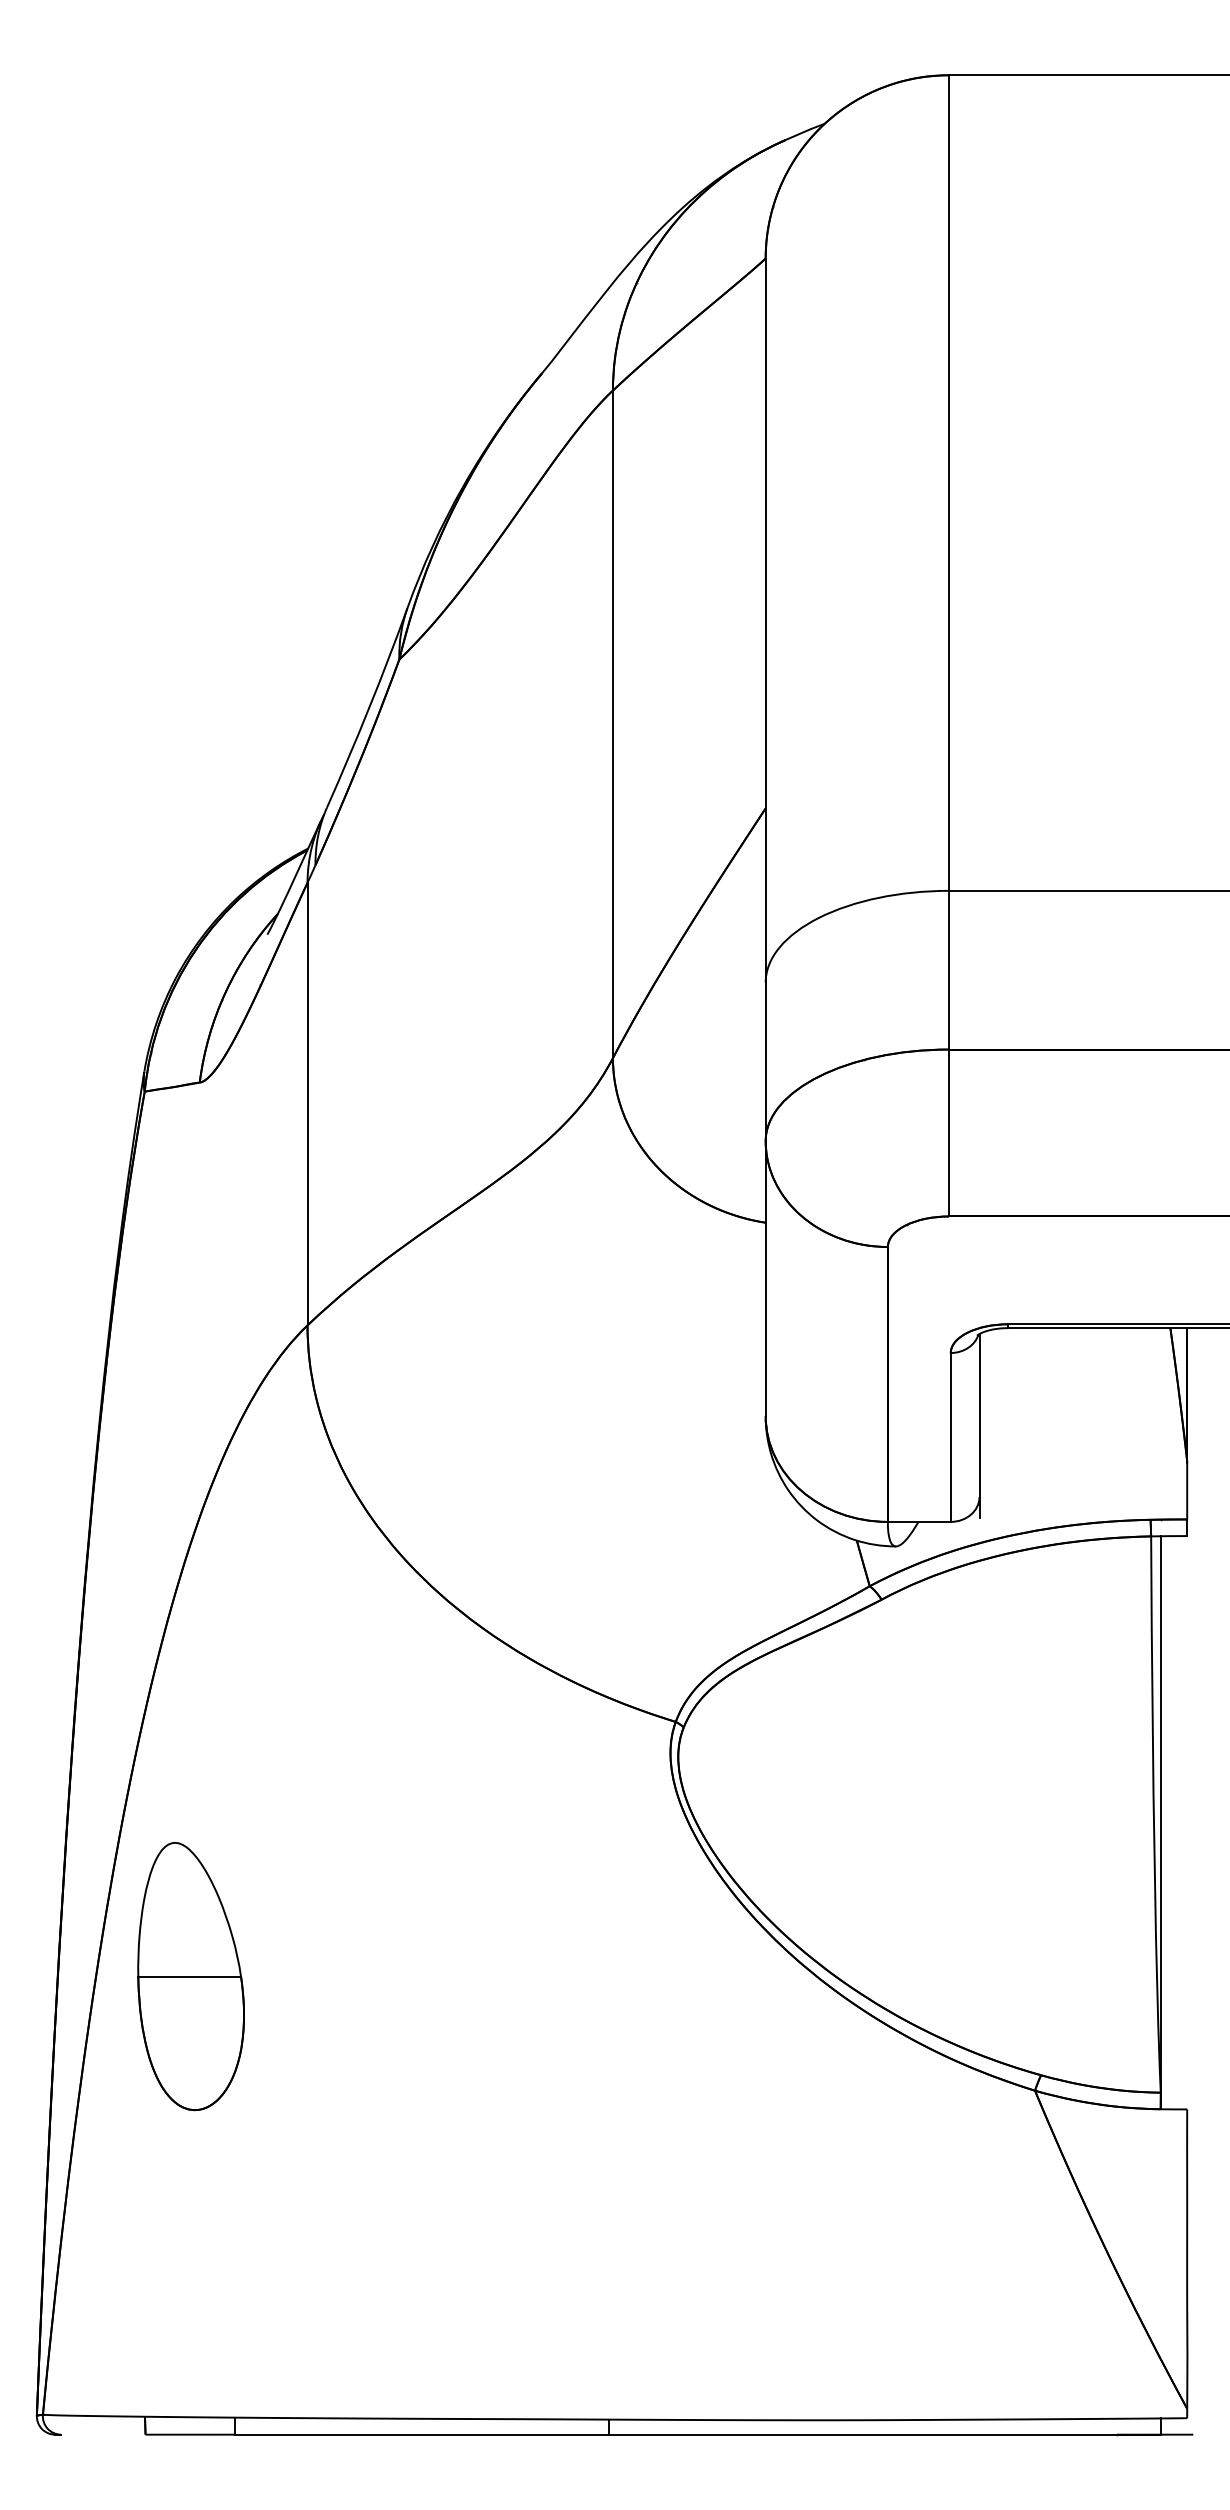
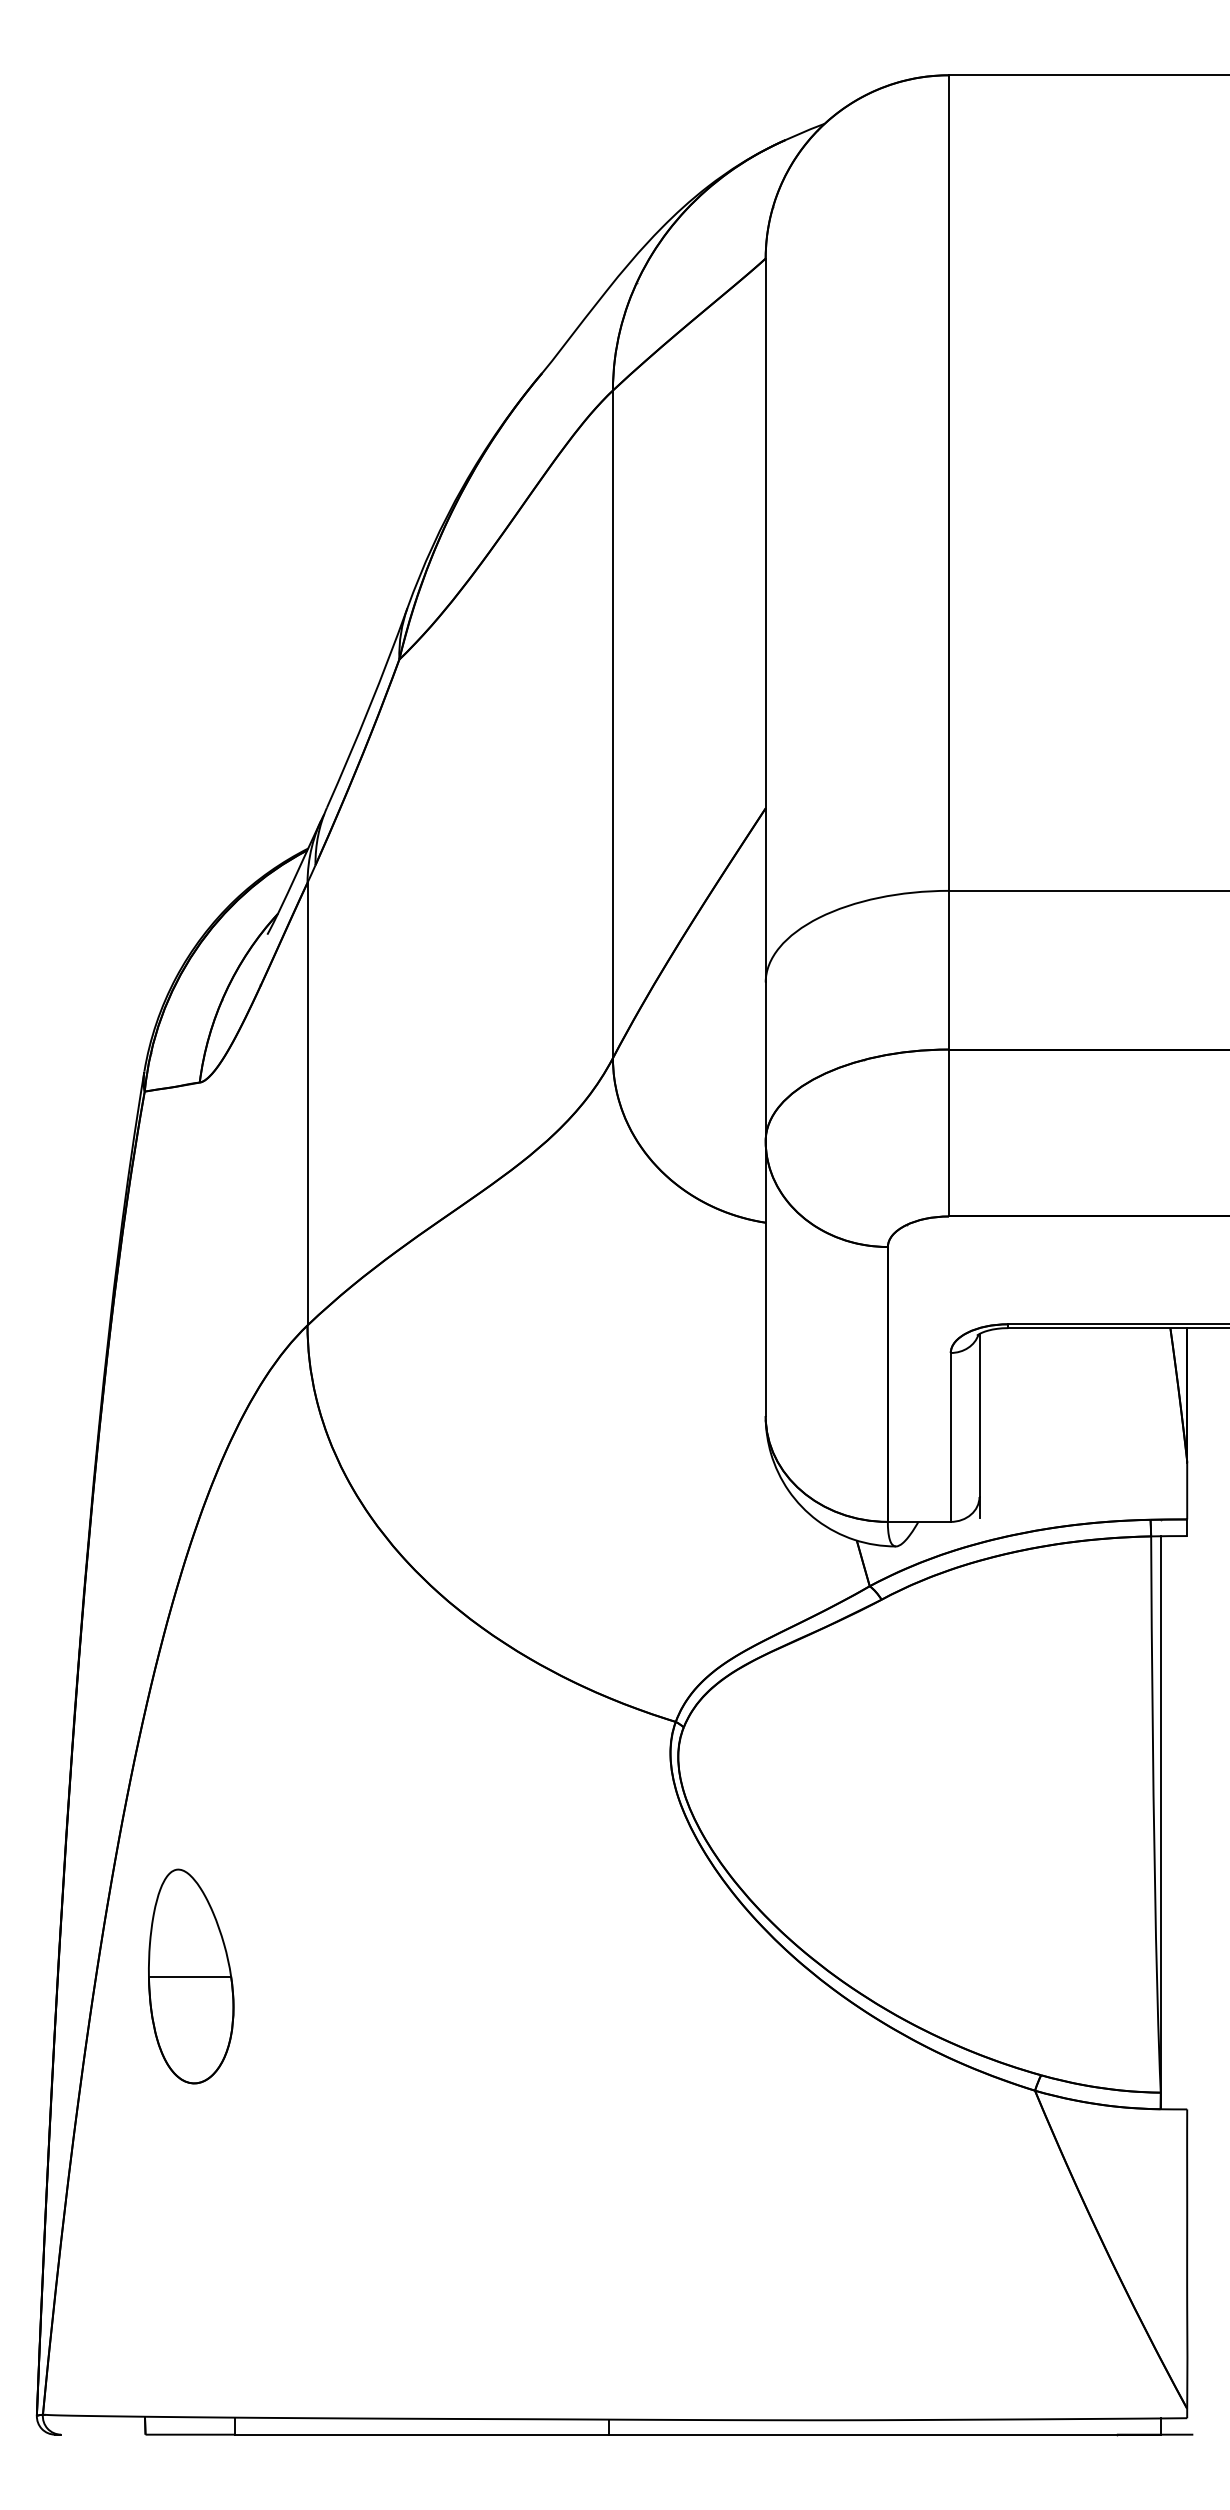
part size: 108x270 px -> 87x217 px (191, 1976)
